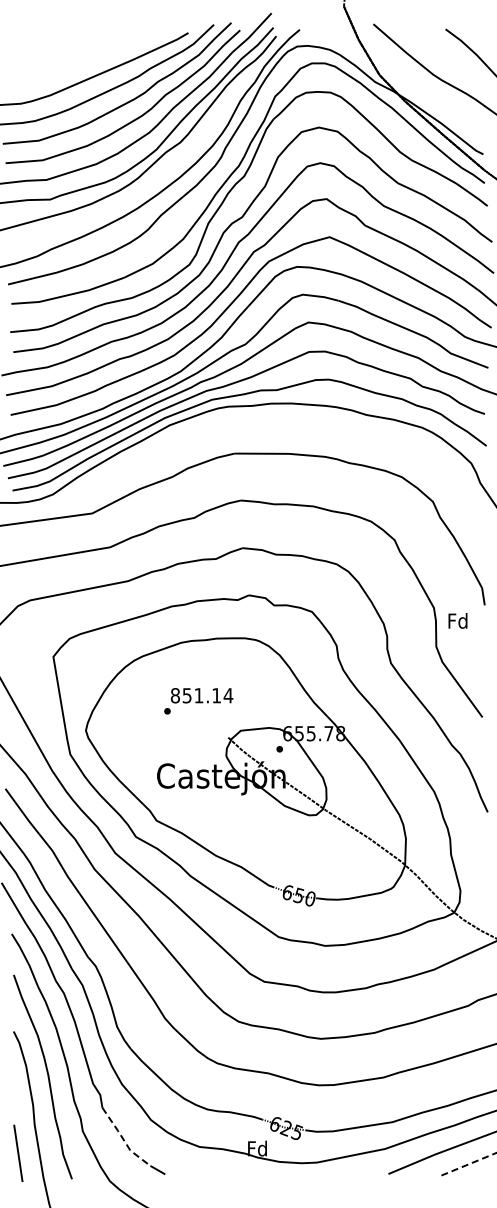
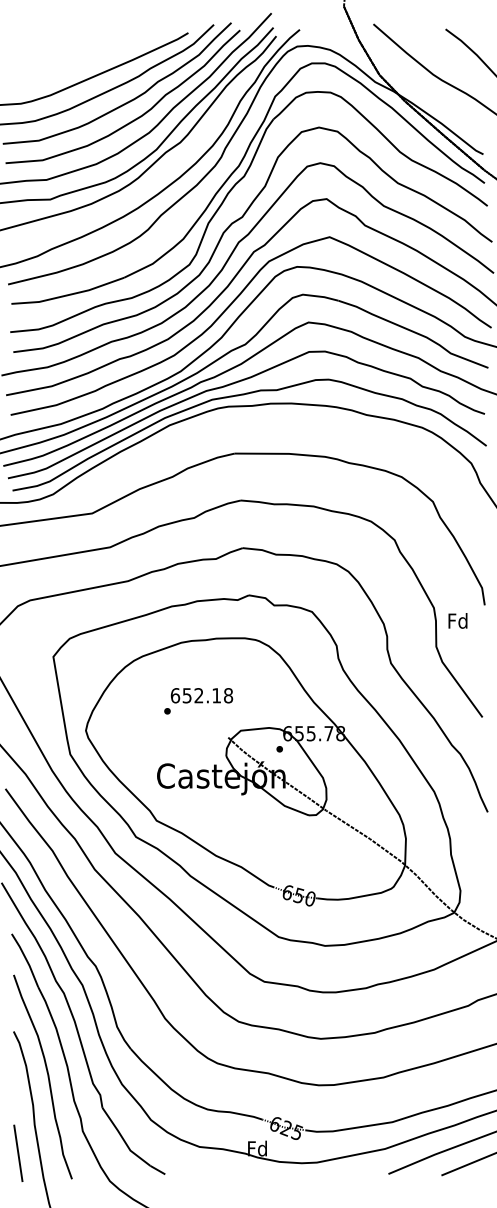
text: 851.14 -> 652.18 (201, 695)
line: dashed -> solid (123, 1139)
line: dashed -> solid (469, 1164)
